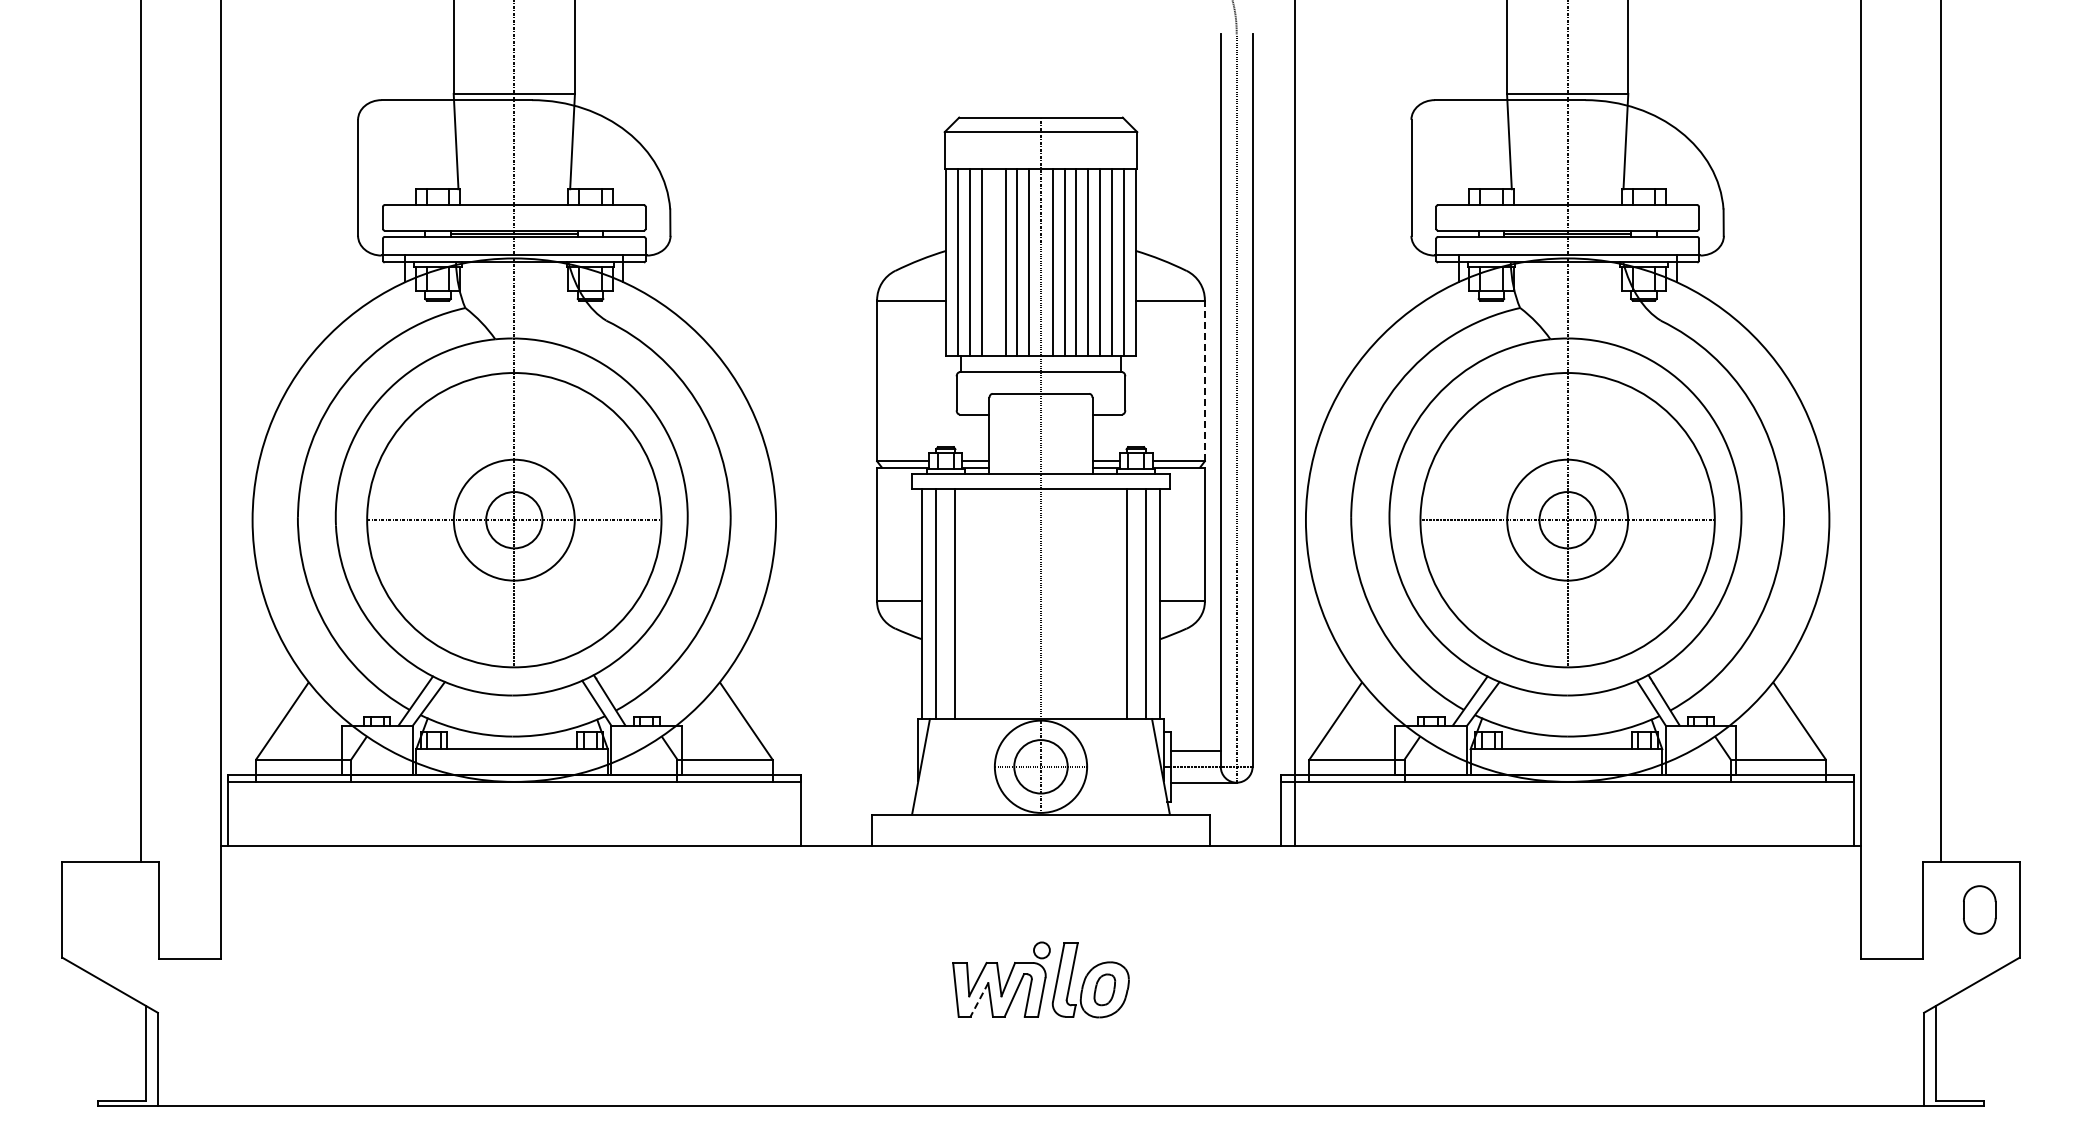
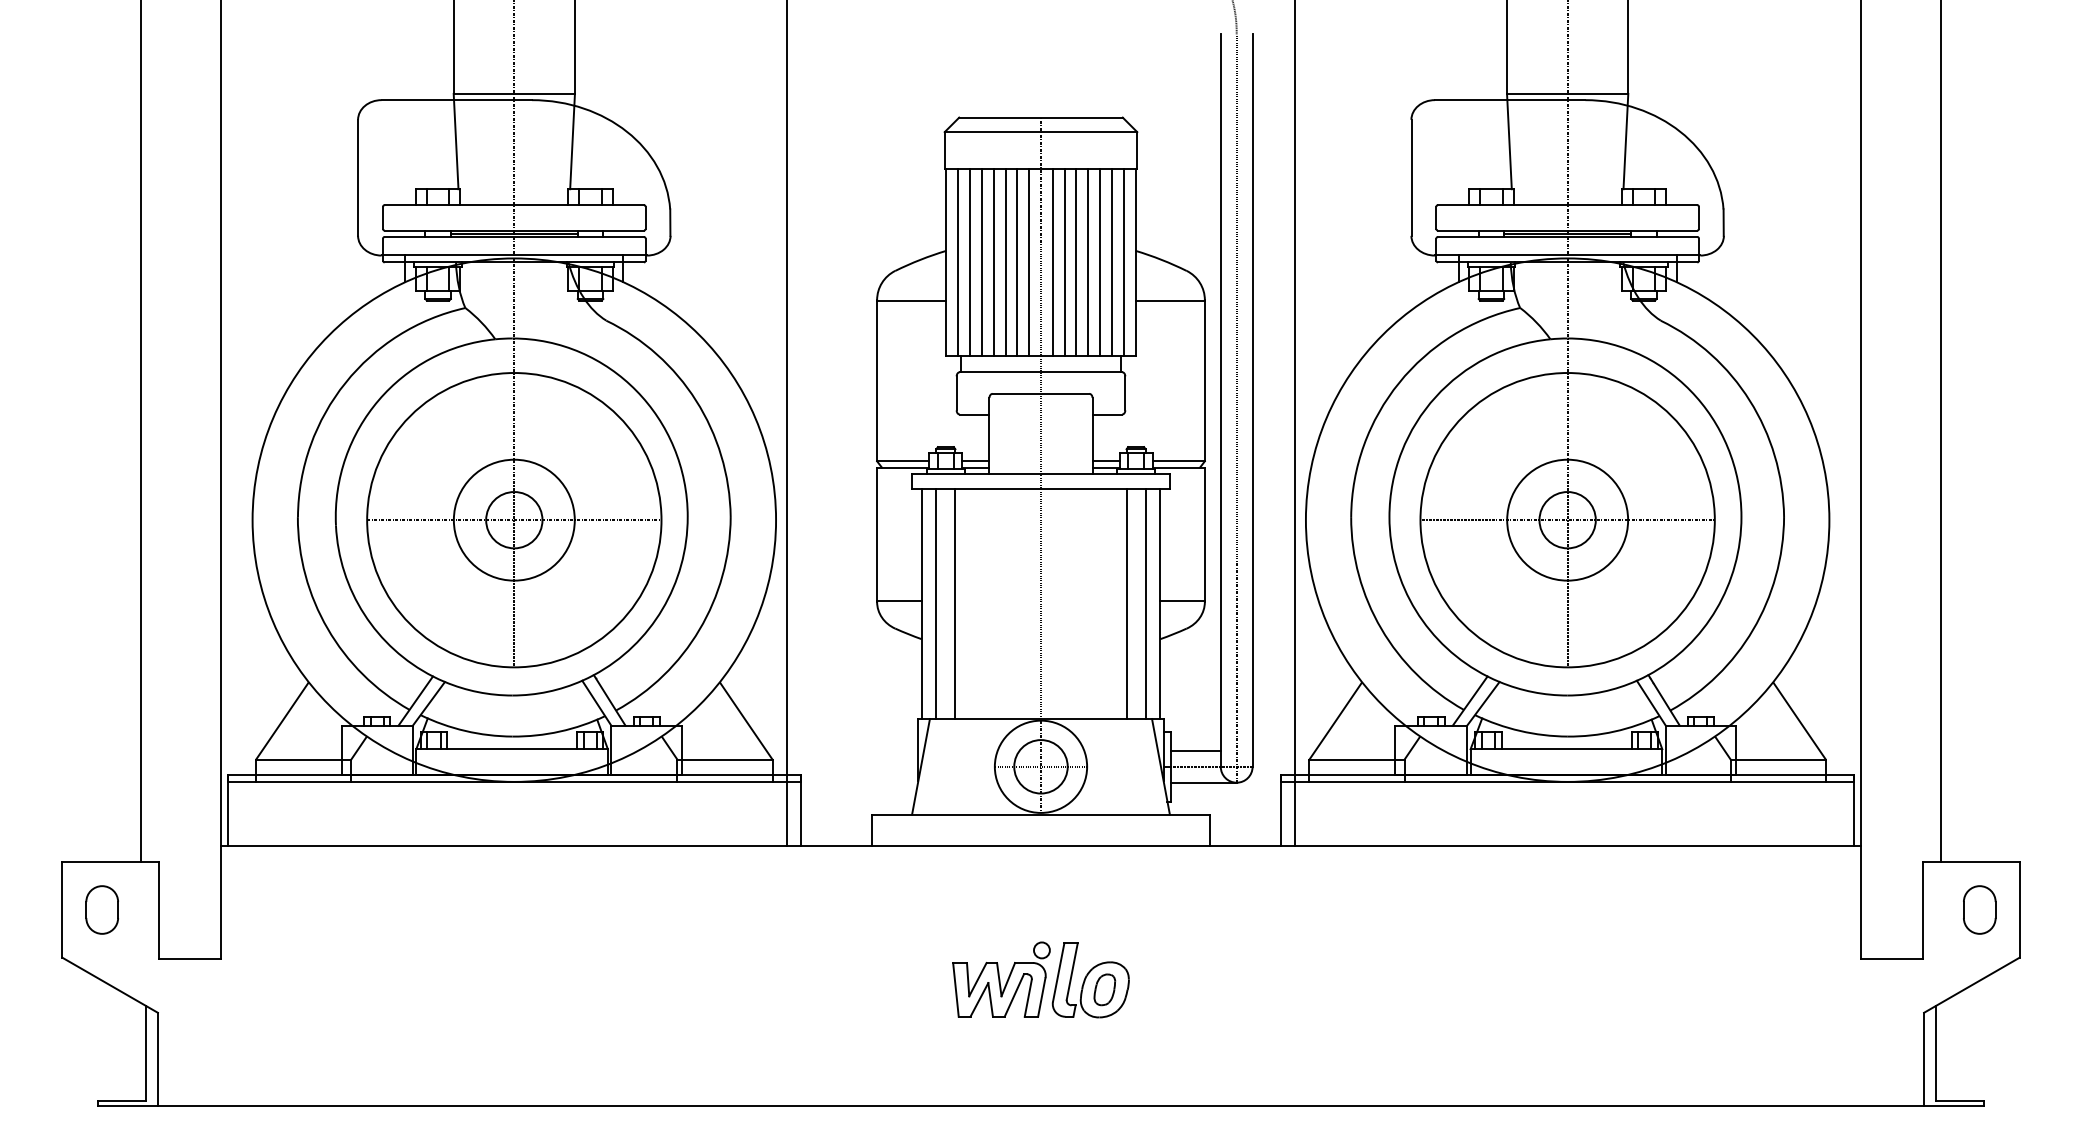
line: none -> present (993, 262)
line: dashed -> solid (1204, 380)
line: none -> present (787, 424)
part: none -> present (101, 909)
line: dashed -> solid (979, 1000)
